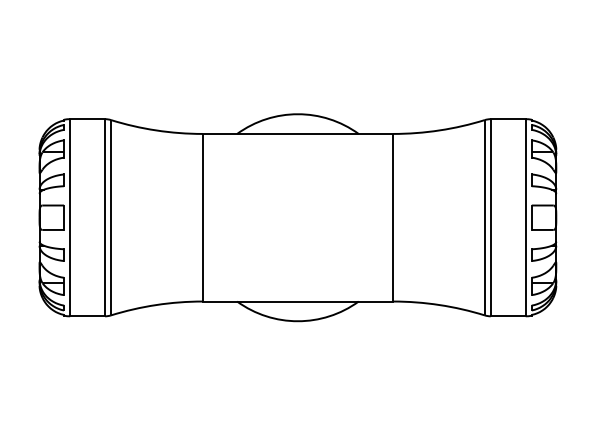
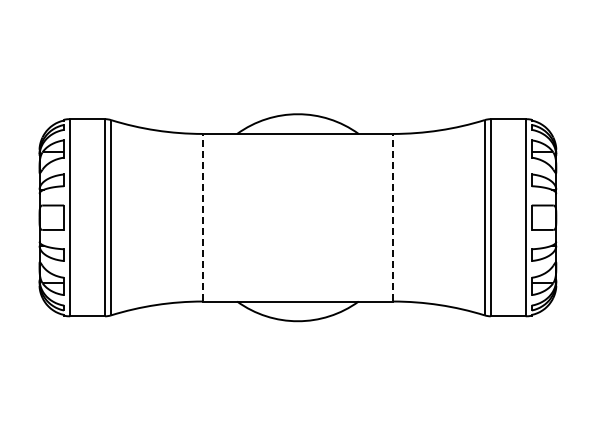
line: solid -> dashed (202, 217)
line: solid -> dashed (393, 217)
